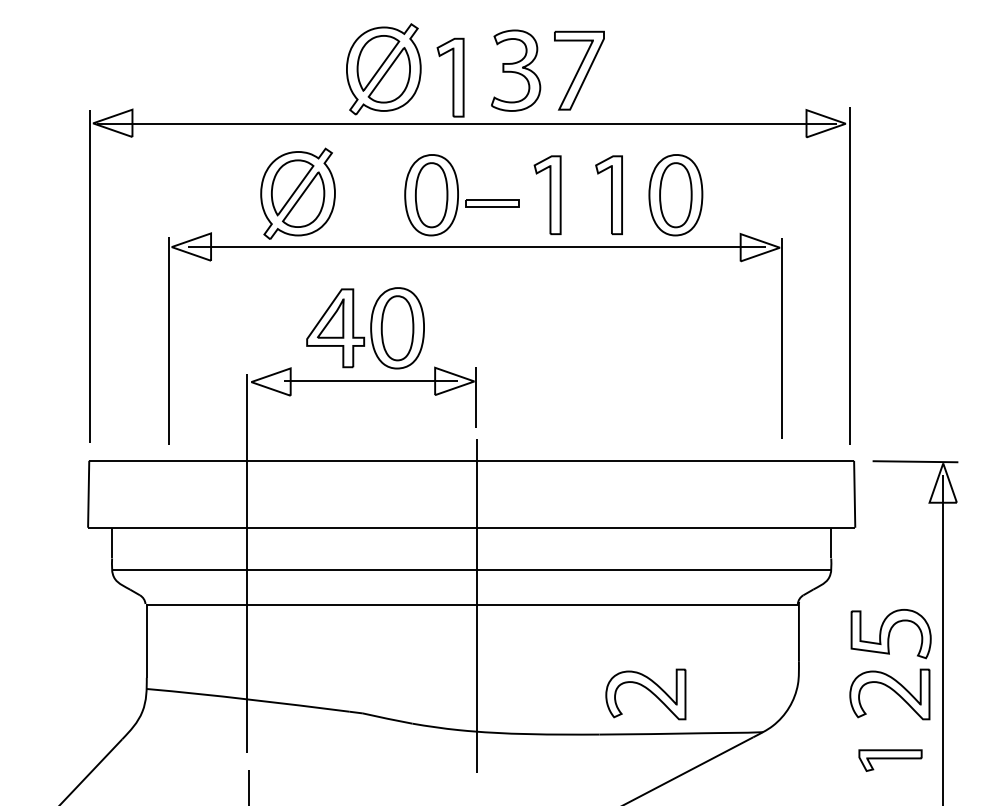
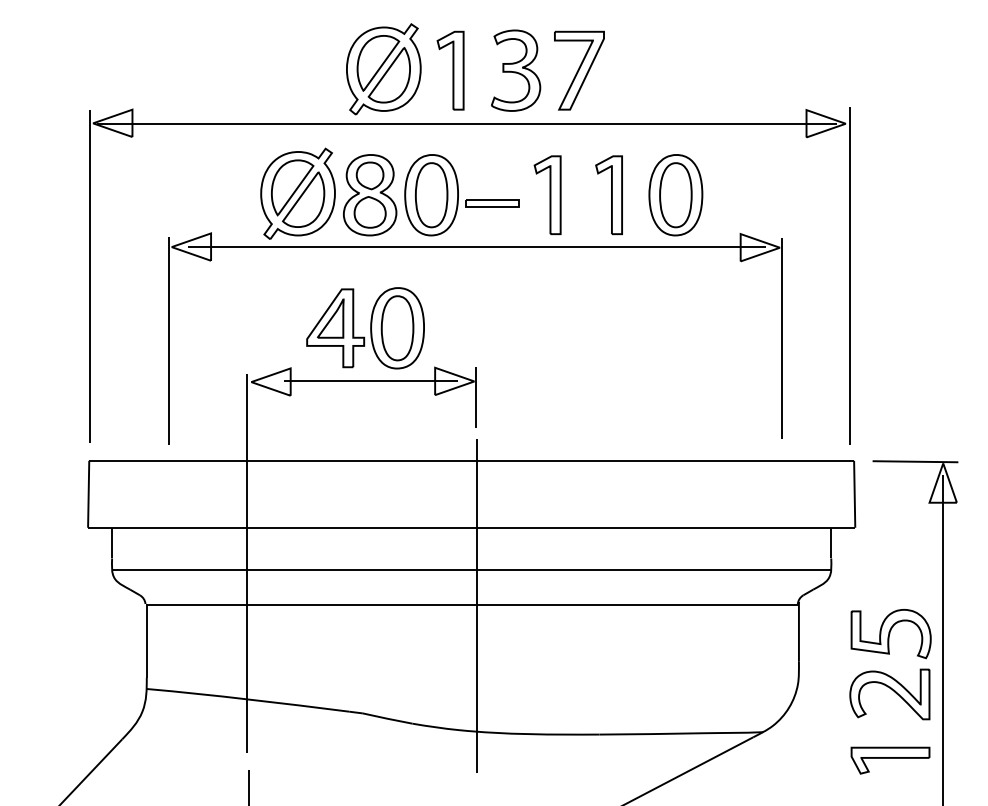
part position: (450, 77) -> (450, 70) (450, 70)
part: none -> present (370, 195)
part: present -> none (645, 694)
part size: 65x23 px -> 81x29 px (890, 760)
